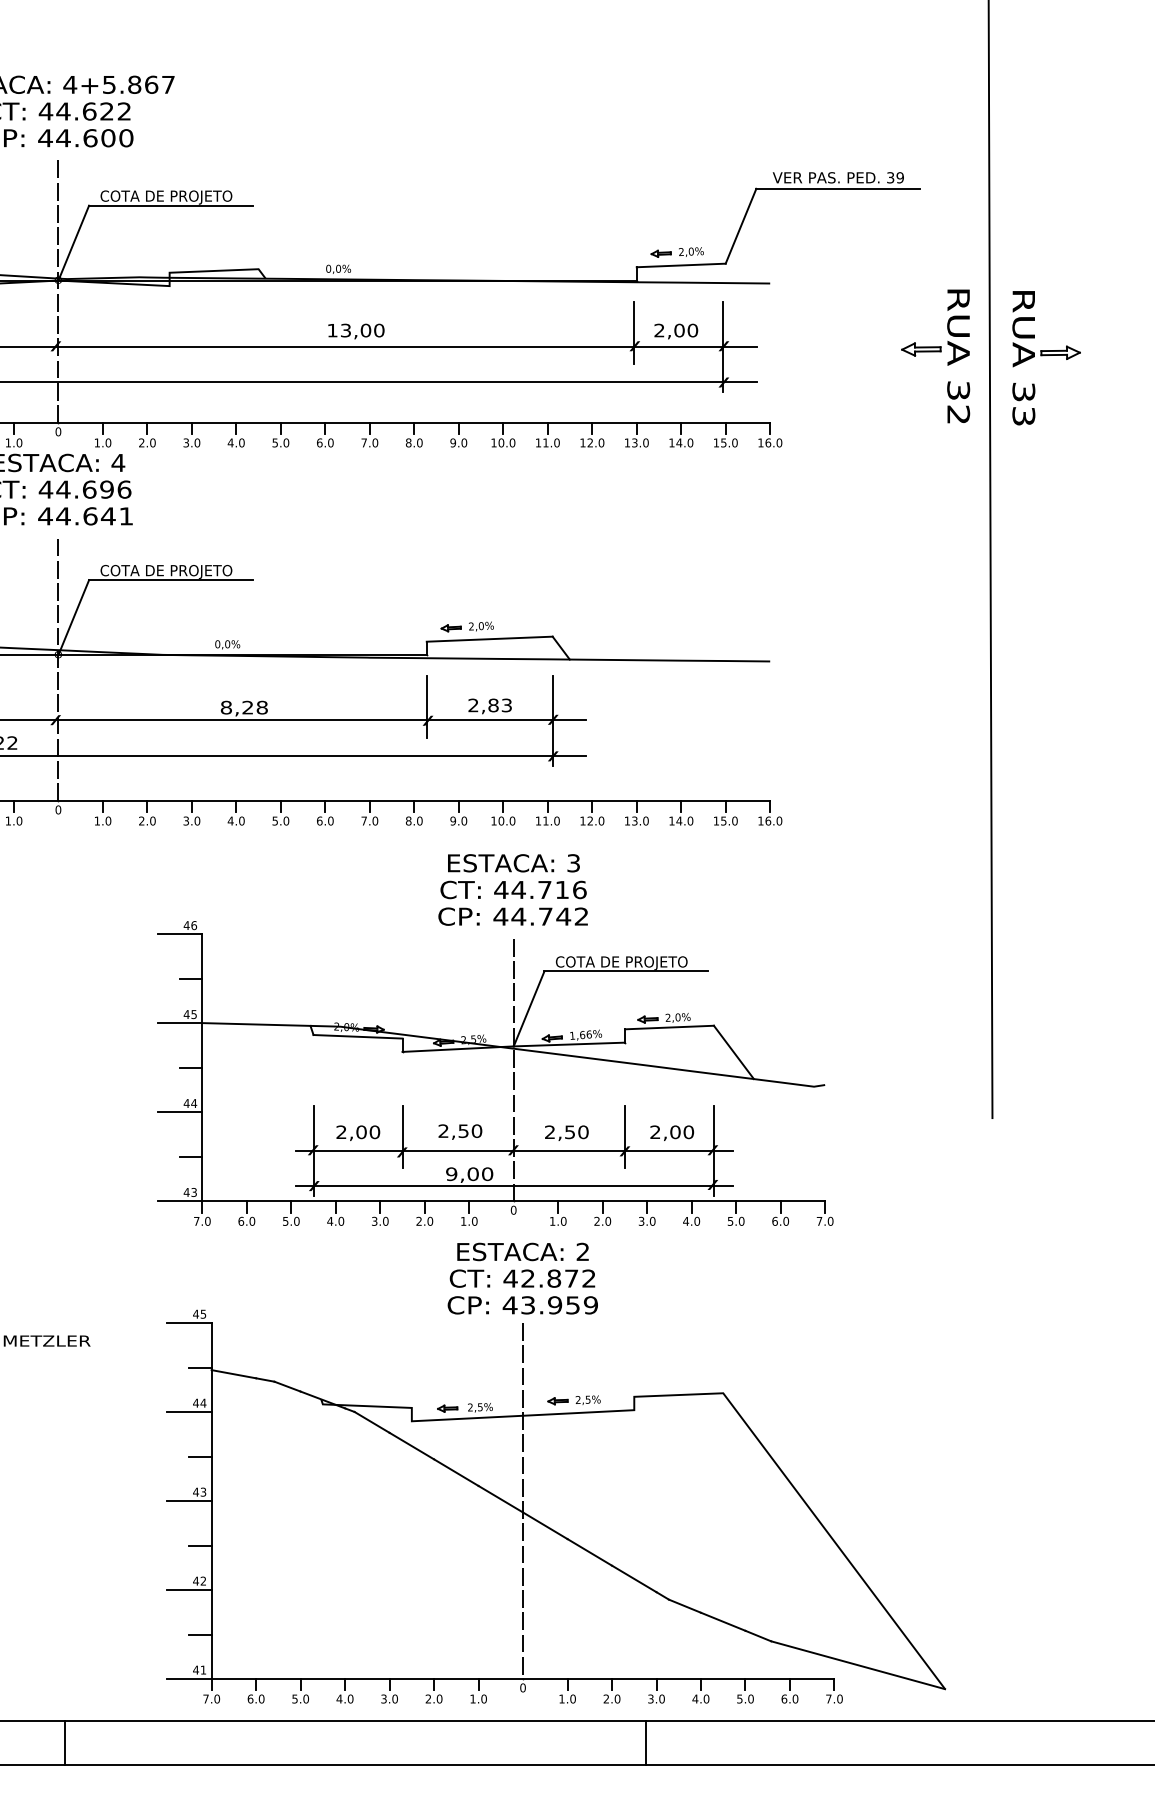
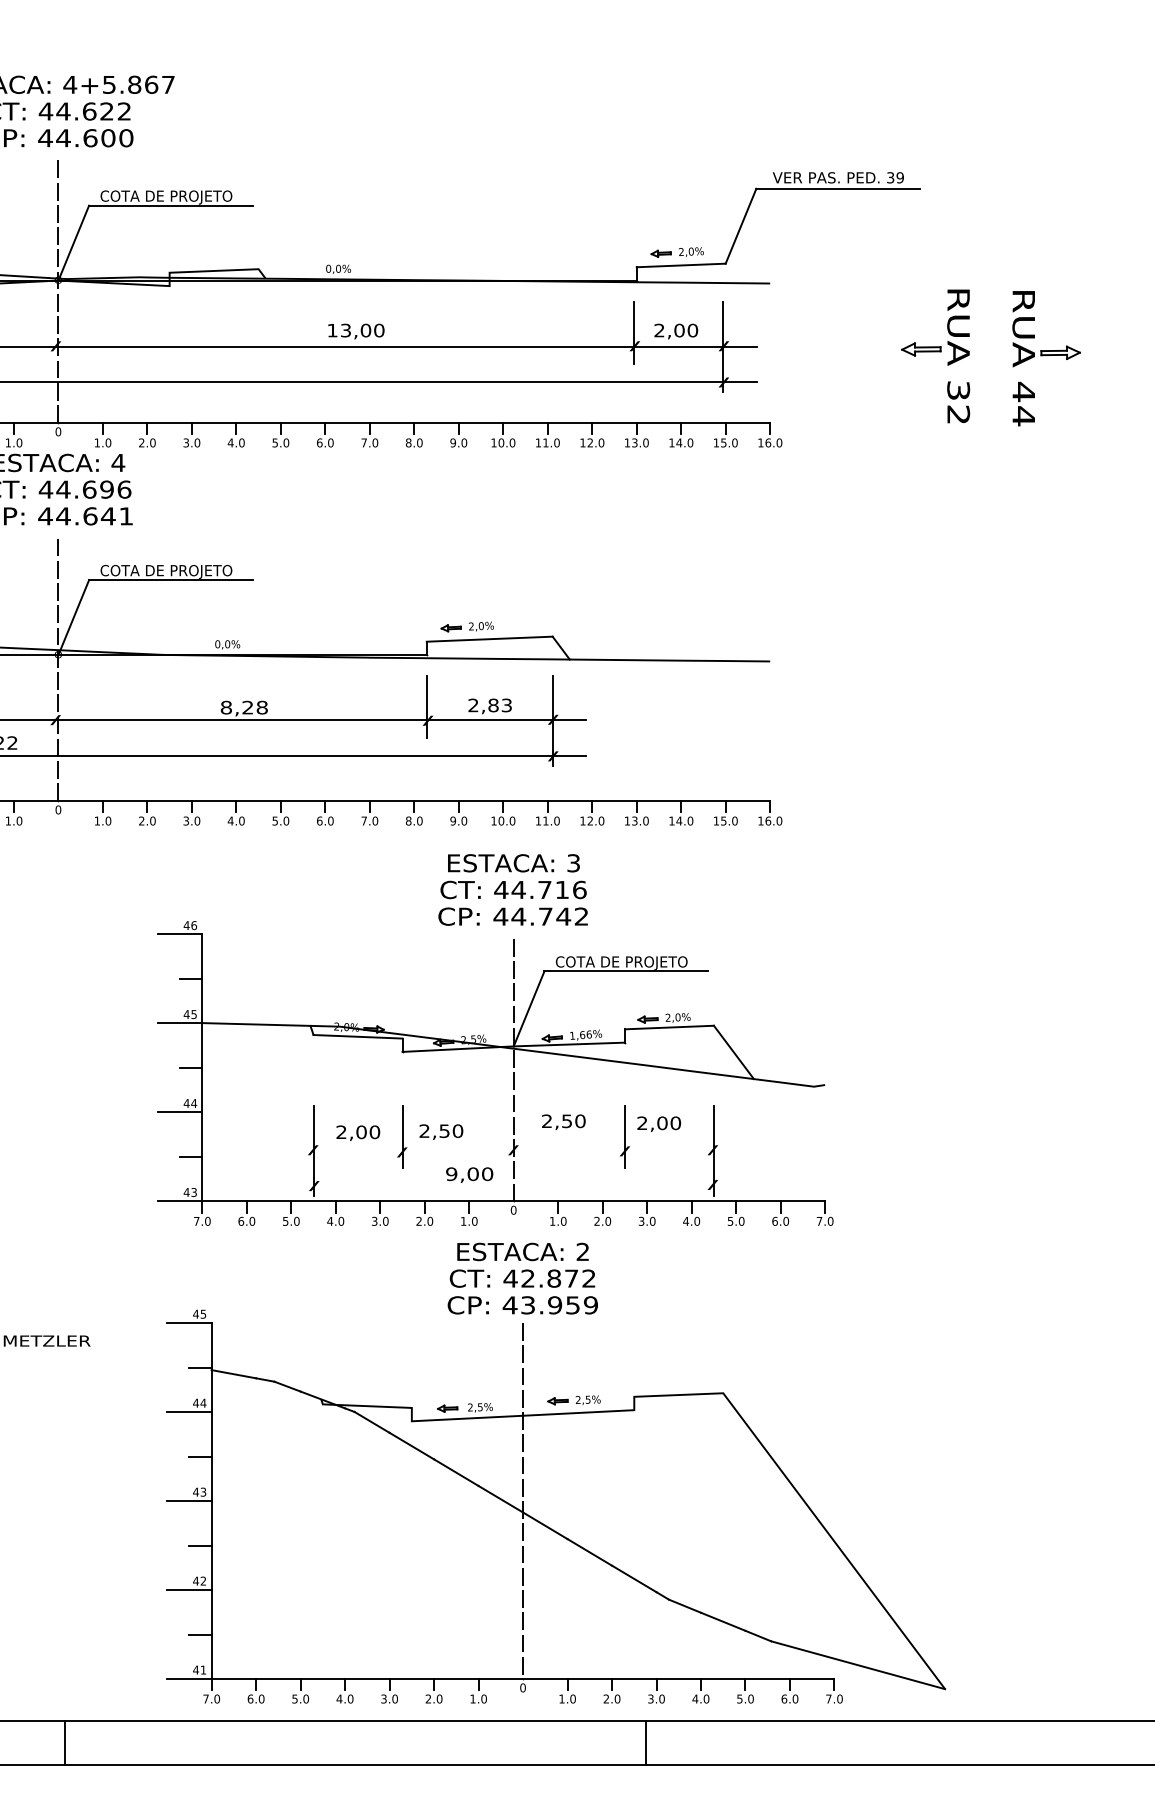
text: 33 -> 44 (1023, 403)
line: present -> none (990, 560)
text position: (460, 1131) -> (441, 1131) (441, 1131)
text position: (566, 1132) -> (563, 1121) (563, 1121)
text position: (672, 1132) -> (659, 1123) (659, 1123)
line: present -> none (513, 1150)
line: present -> none (513, 1186)
